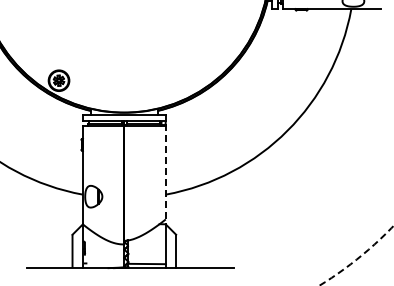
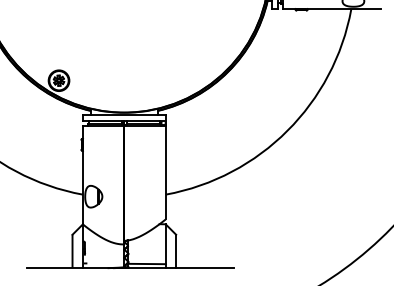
line: dashed -> solid (165, 169)
arc: dashed -> solid (358, 258)
